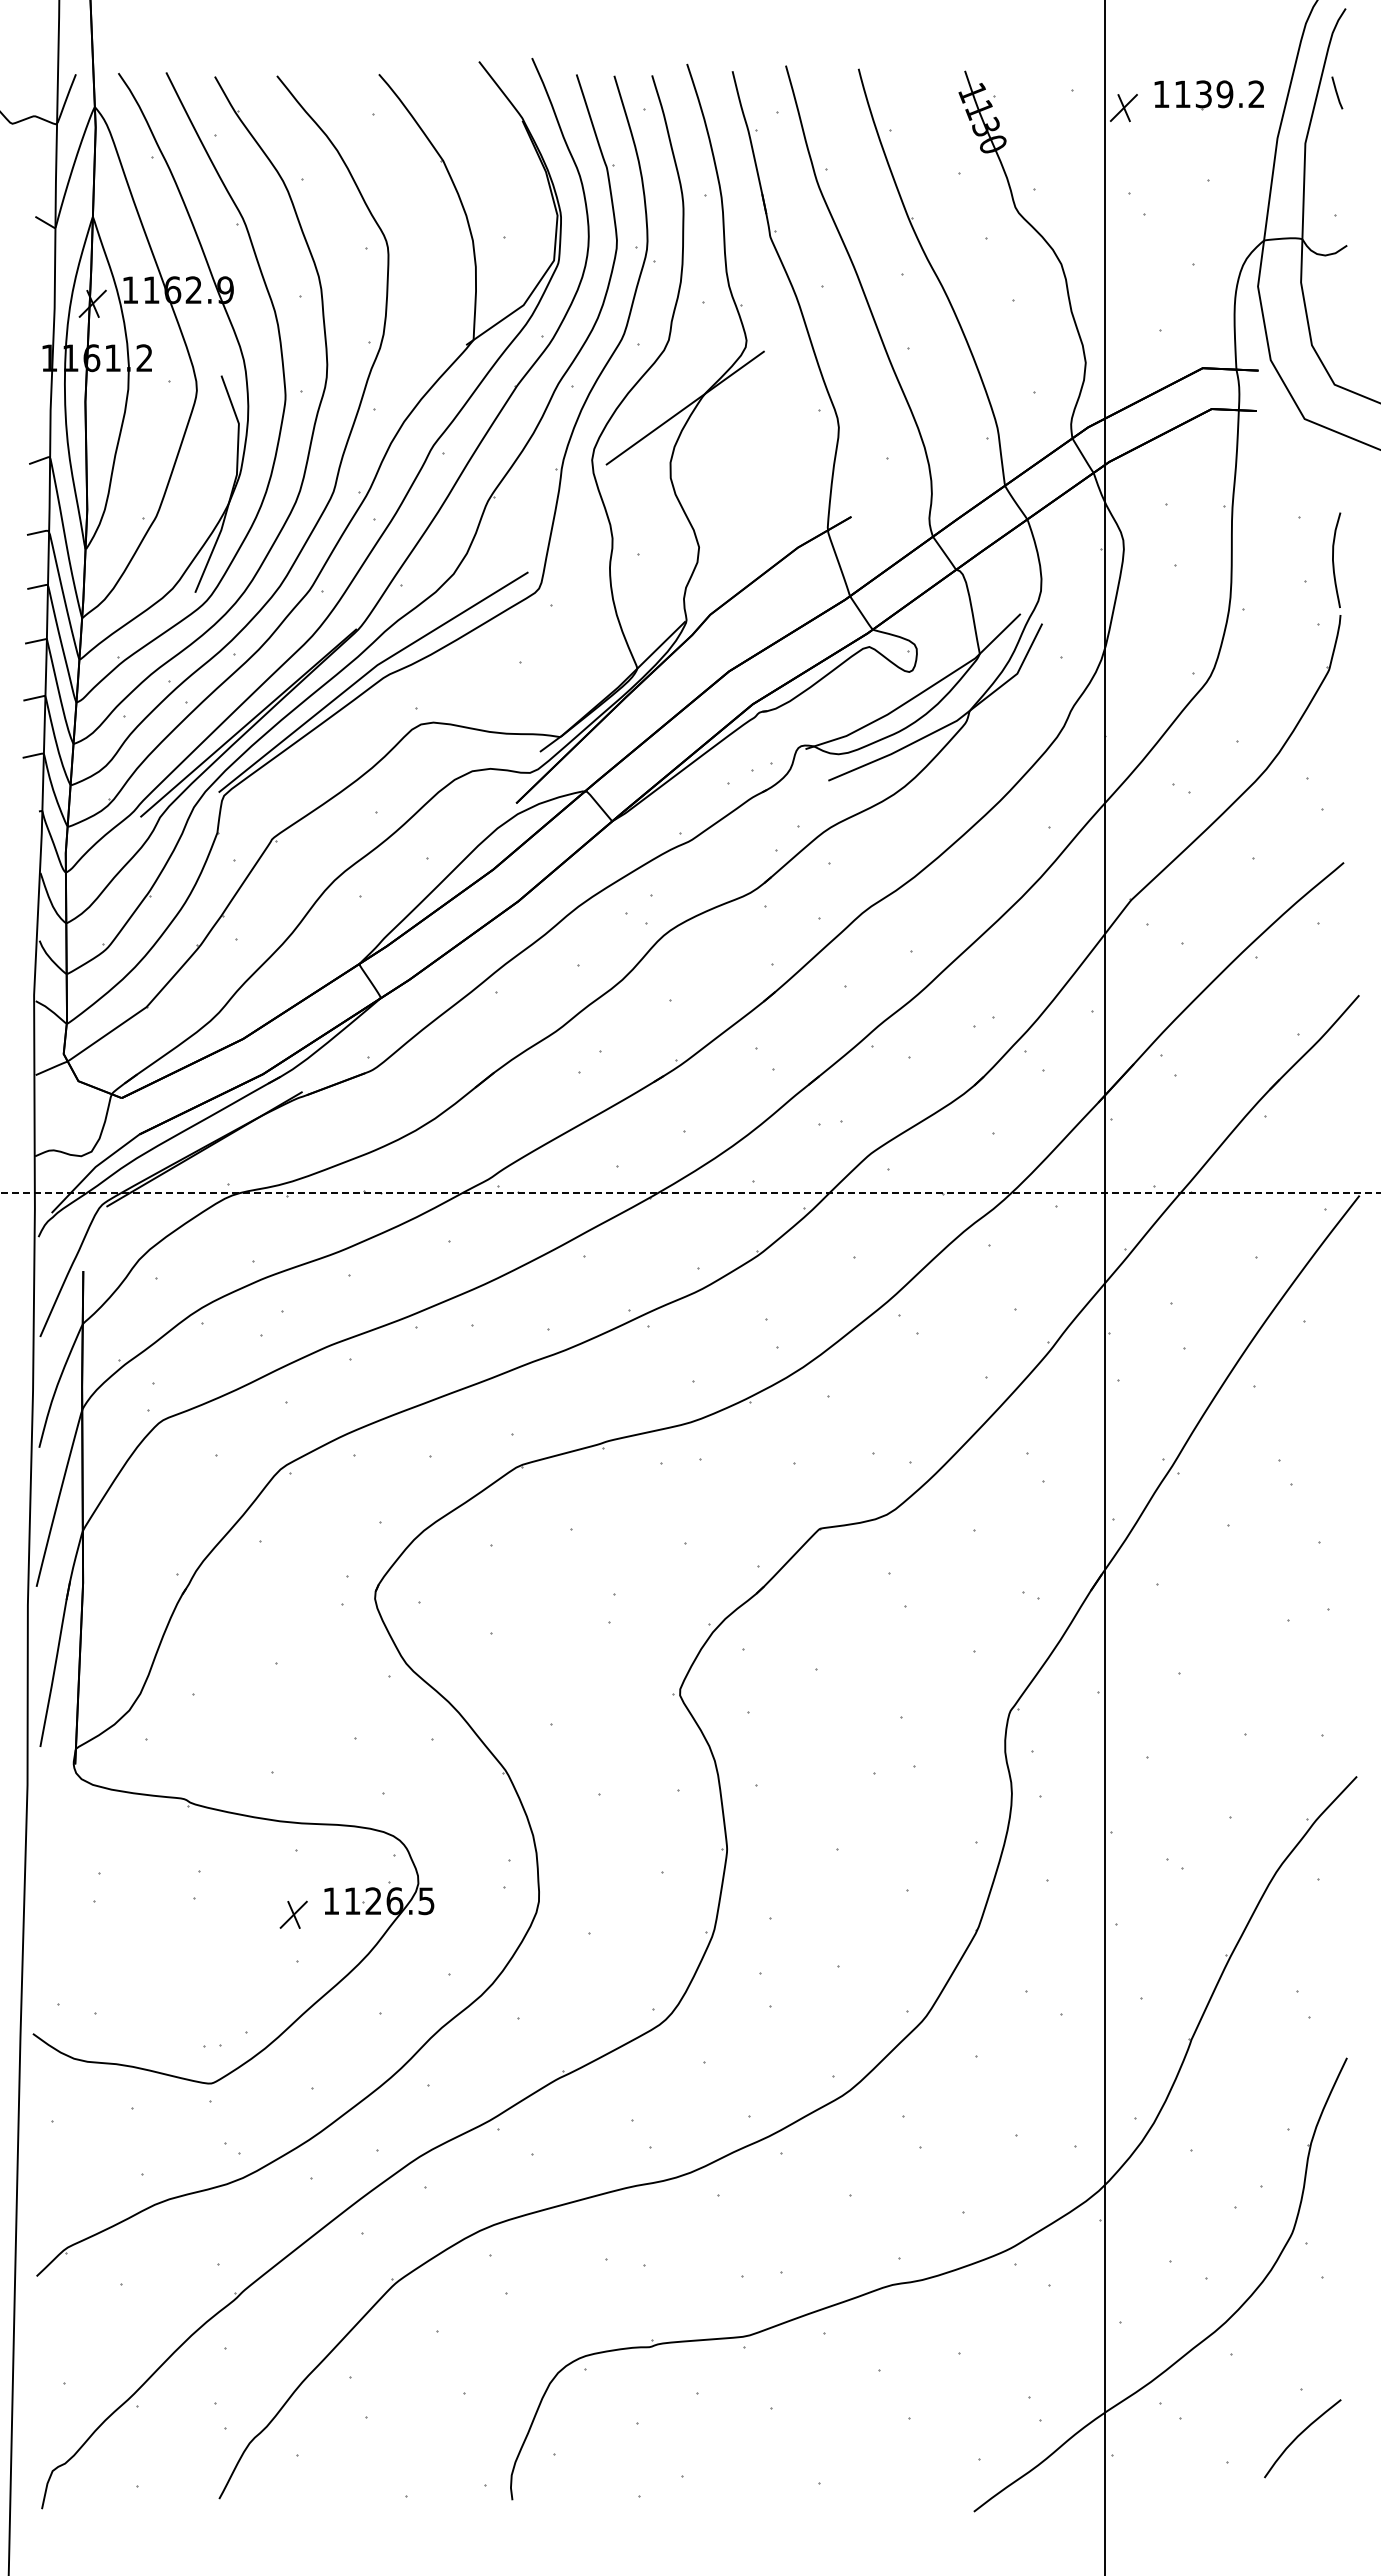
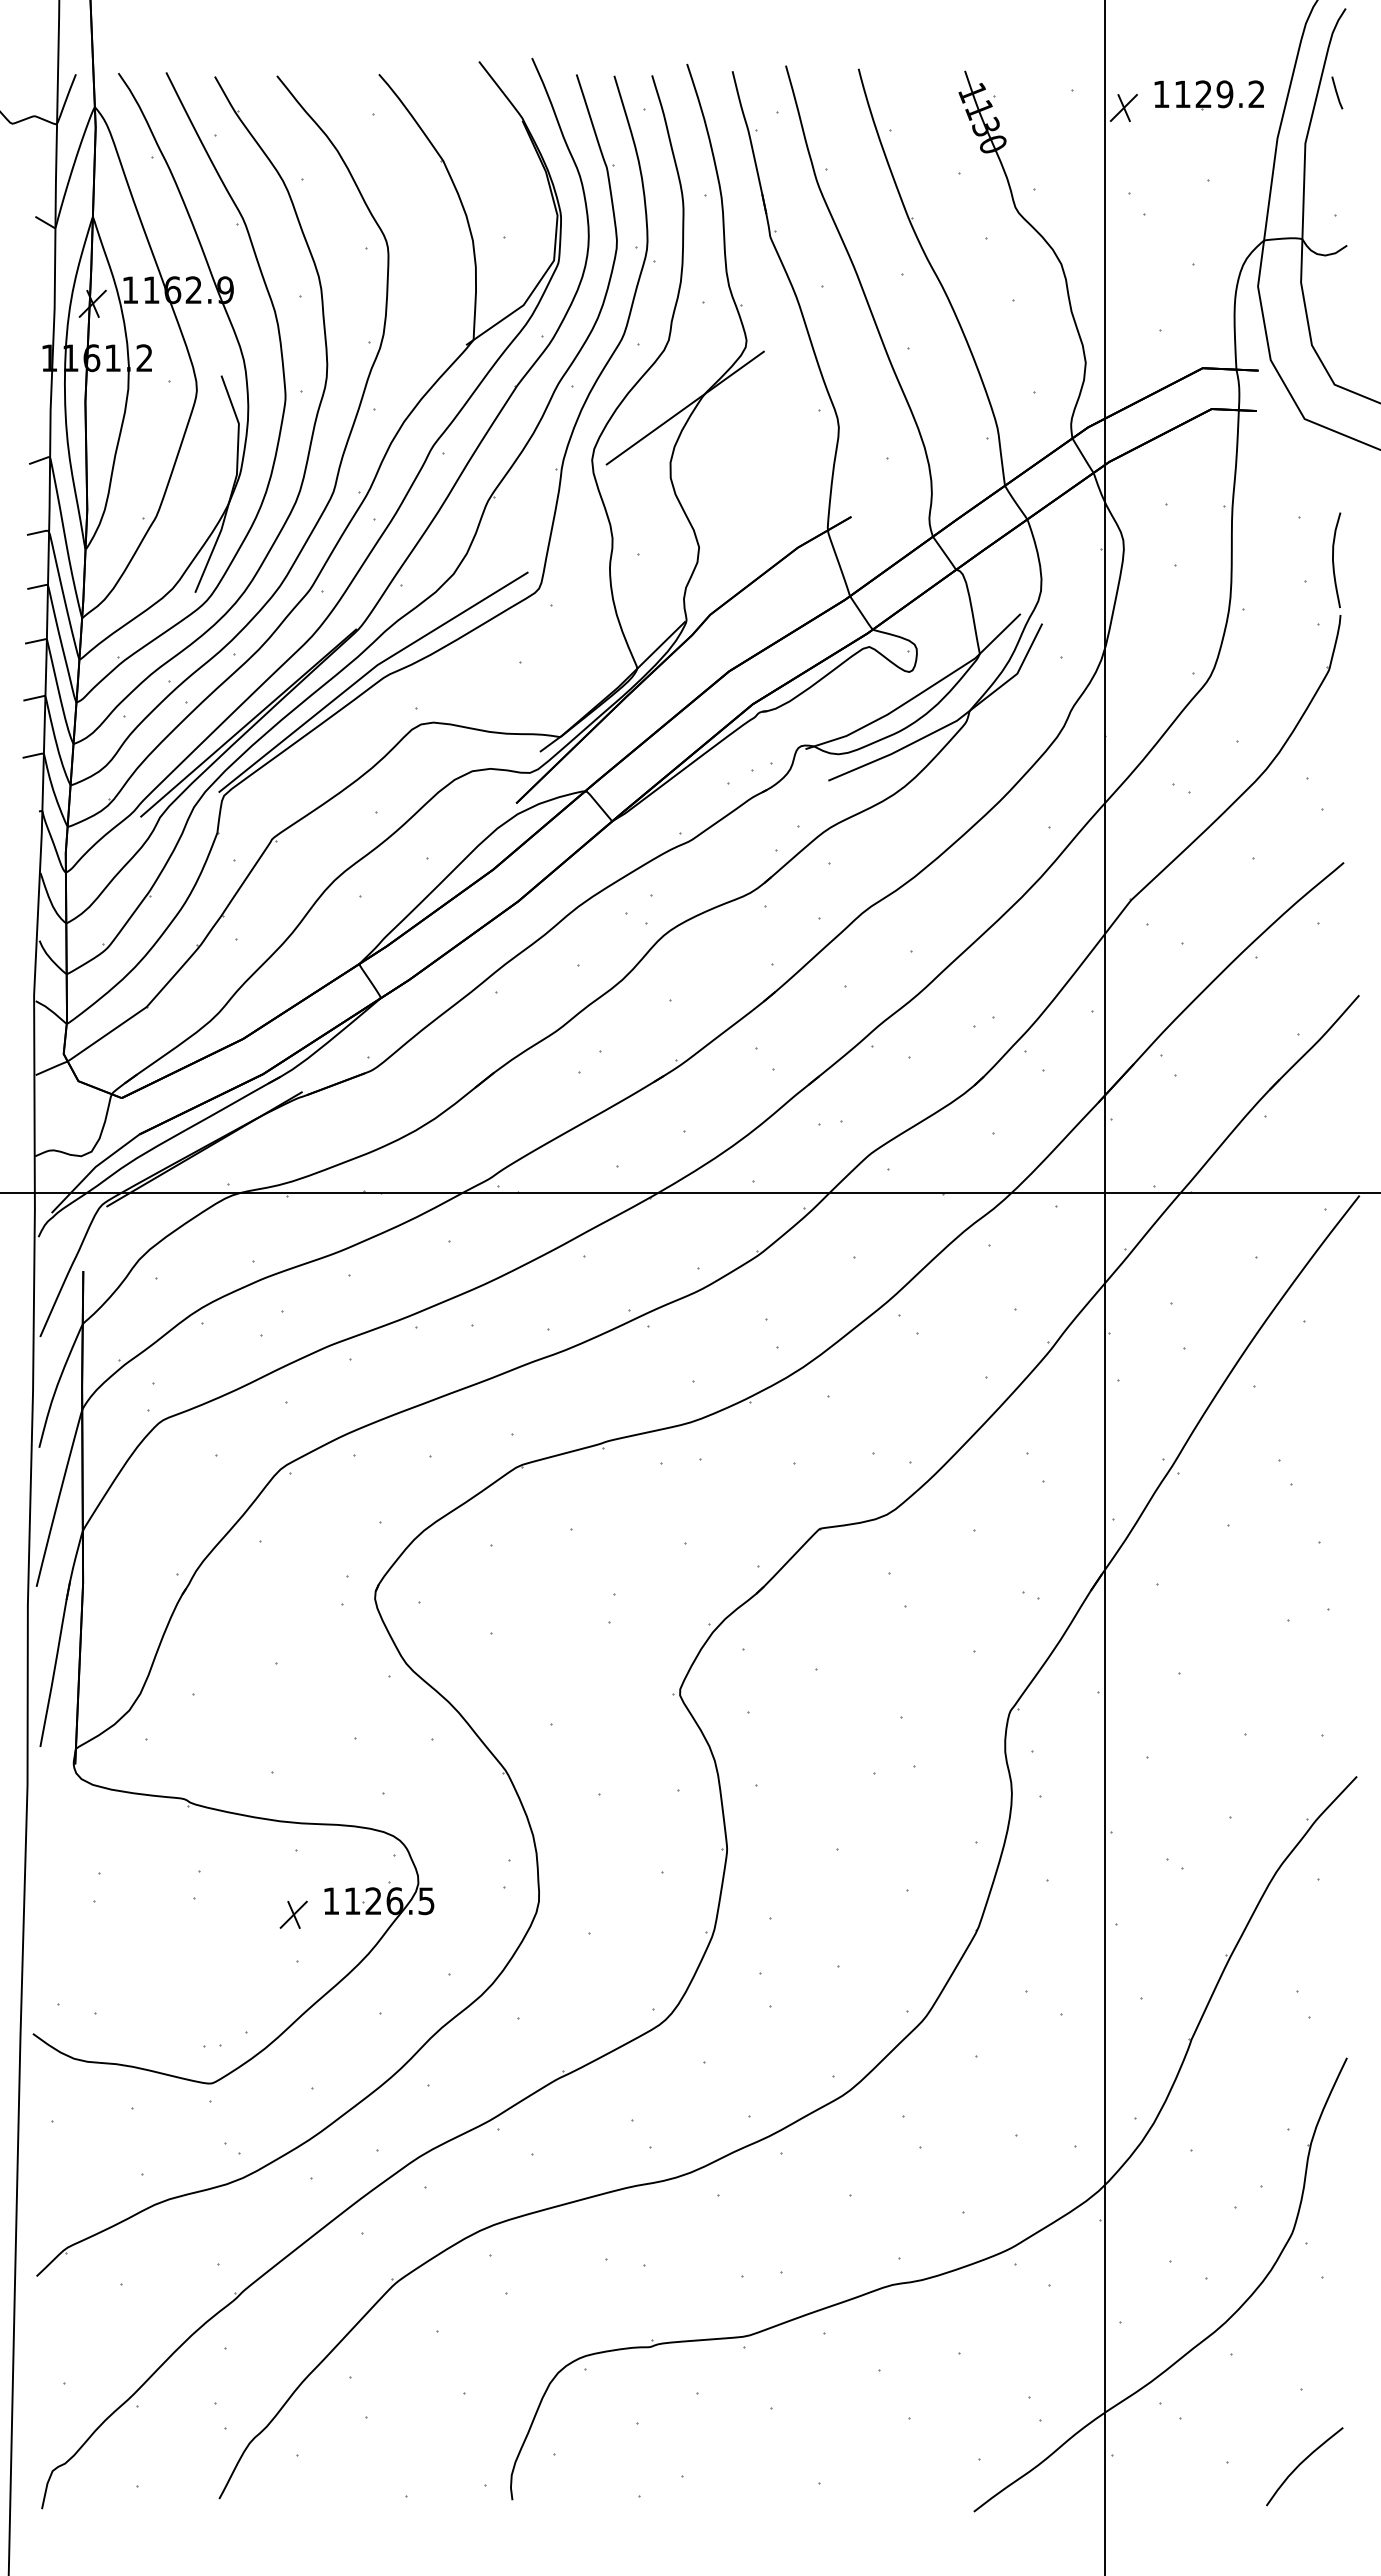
text: 1139.2 -> 1129.2 (1203, 94)
line: dashed -> solid (690, 1192)
curve position: (1300, 2435) -> (1302, 2463) (1302, 2463)
